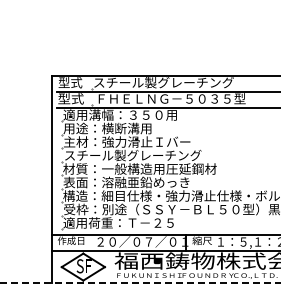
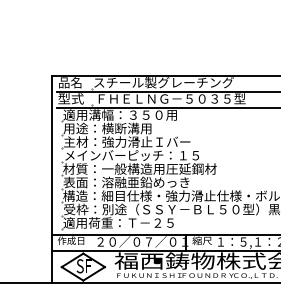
text: 型式 -> 品名 (70, 82)
text: スチール製グレーチング -> メインバーピッチ：１５ (133, 155)
line: dashed -> solid (140, 283)
